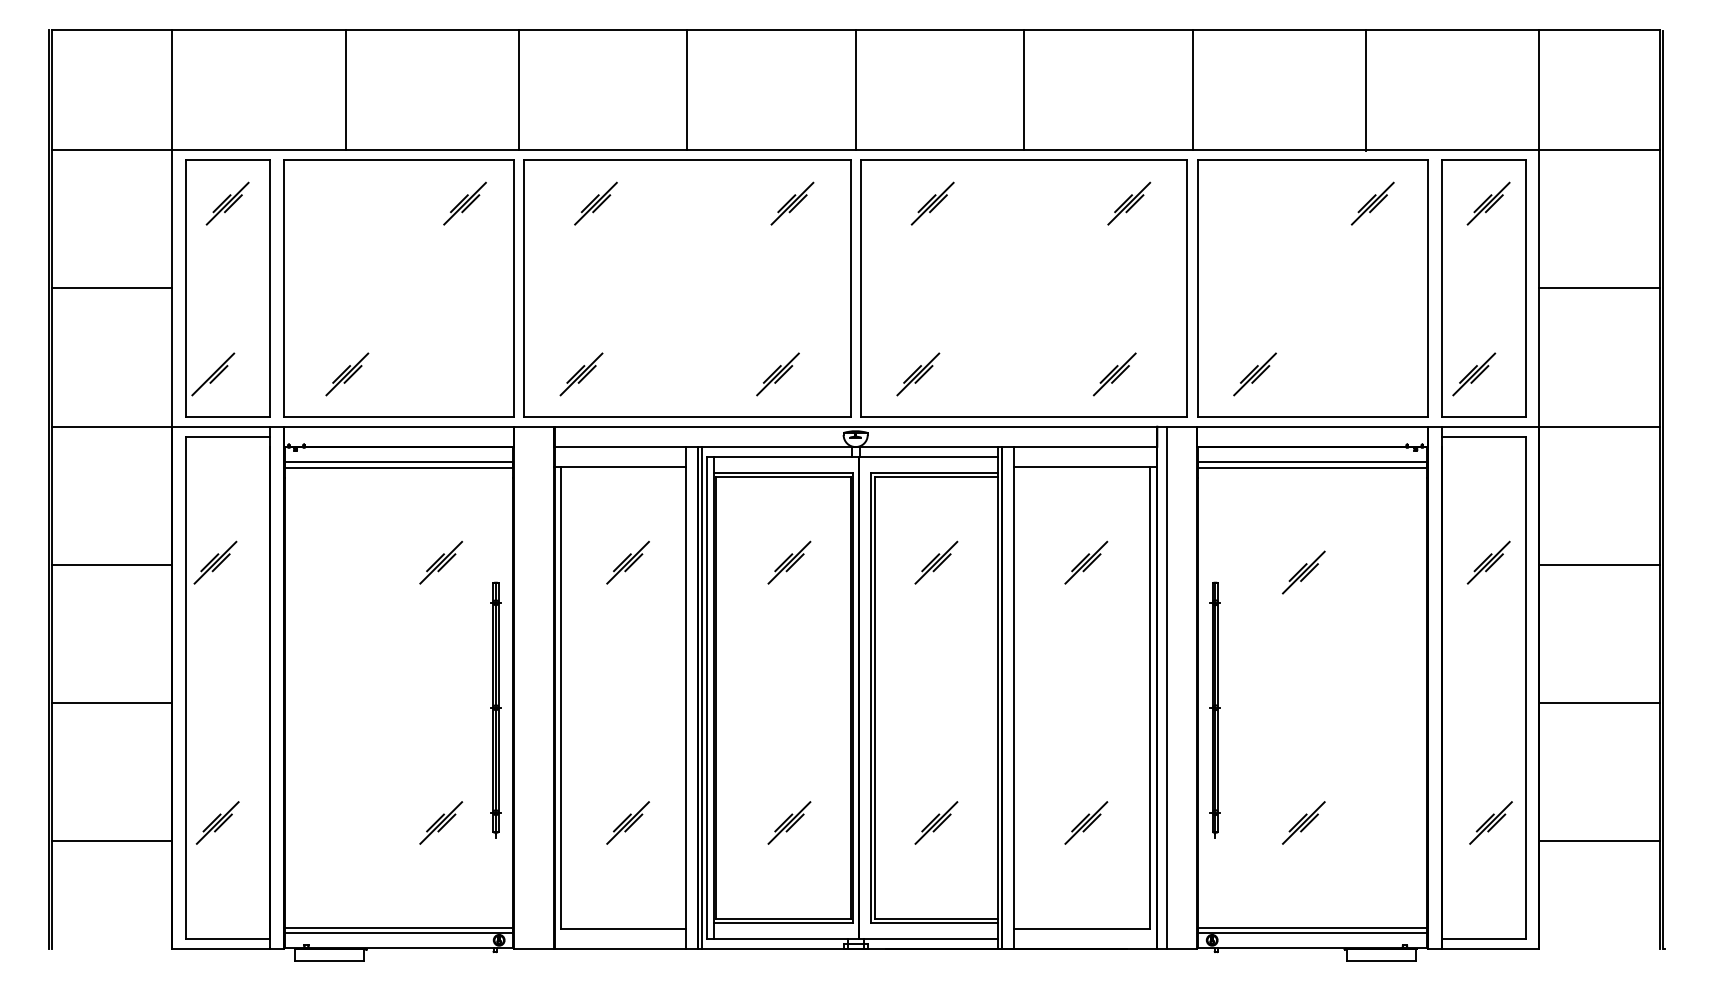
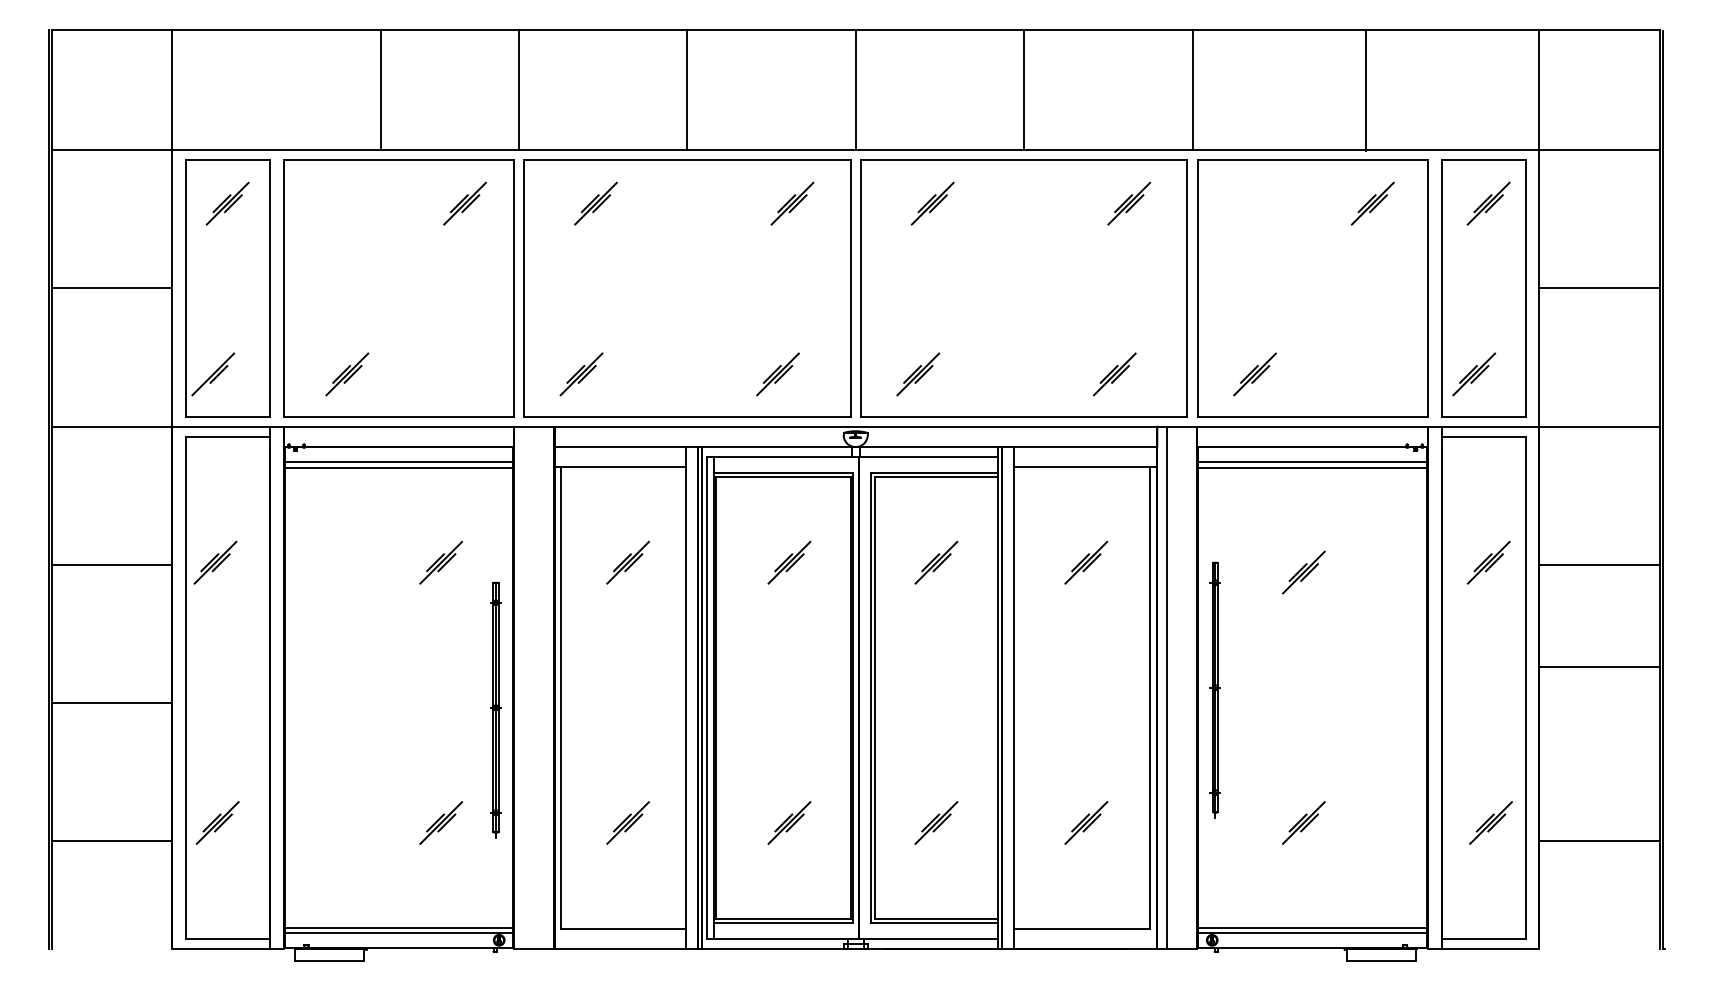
line position: (345, 89) -> (380, 89) (380, 89)
line position: (1599, 703) -> (1599, 667) (1599, 667)
part position: (1214, 709) -> (1214, 689) (1214, 689)
